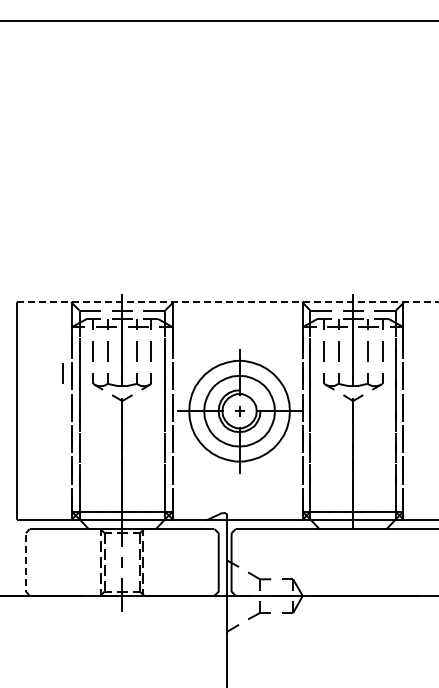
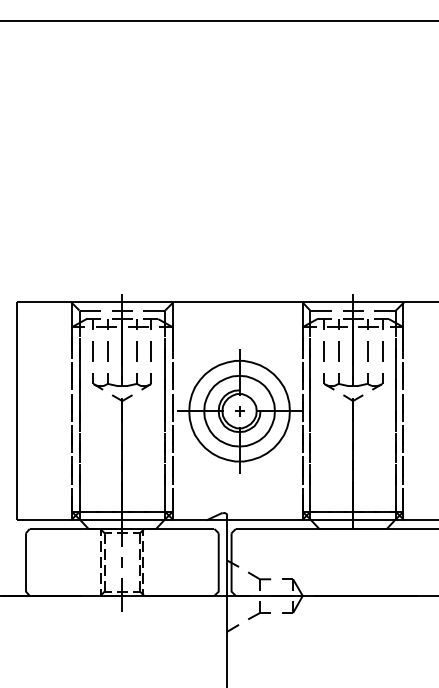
line: dashed -> solid (228, 302)
line: present -> none (62, 373)
line: dashed -> solid (26, 565)
